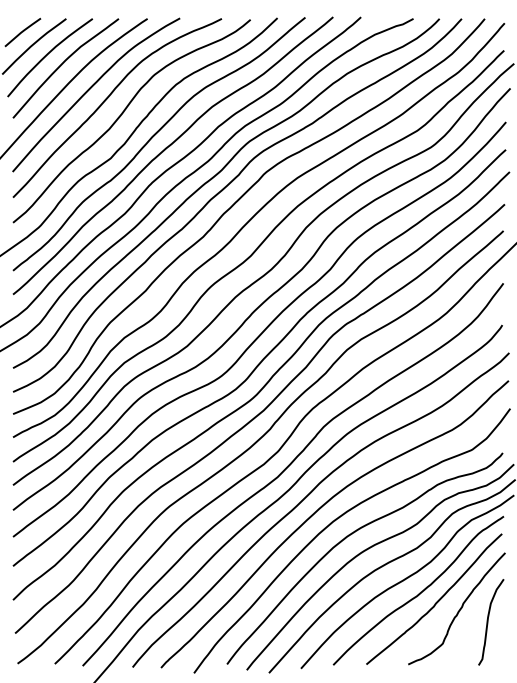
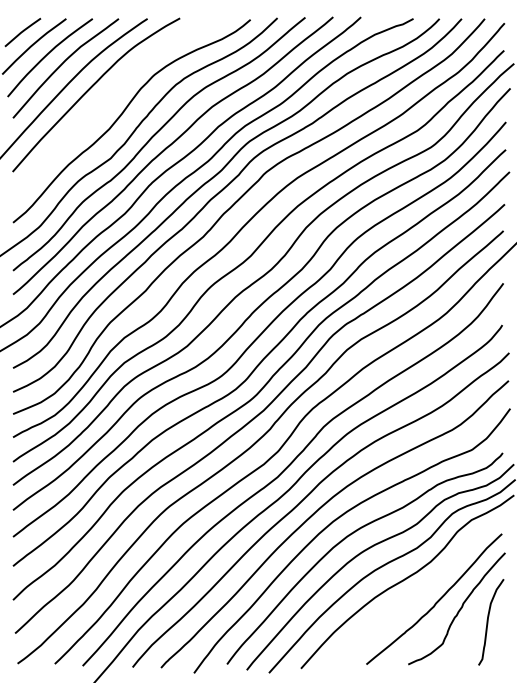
curve: present -> none (108, 98)
curve: present -> none (420, 591)
